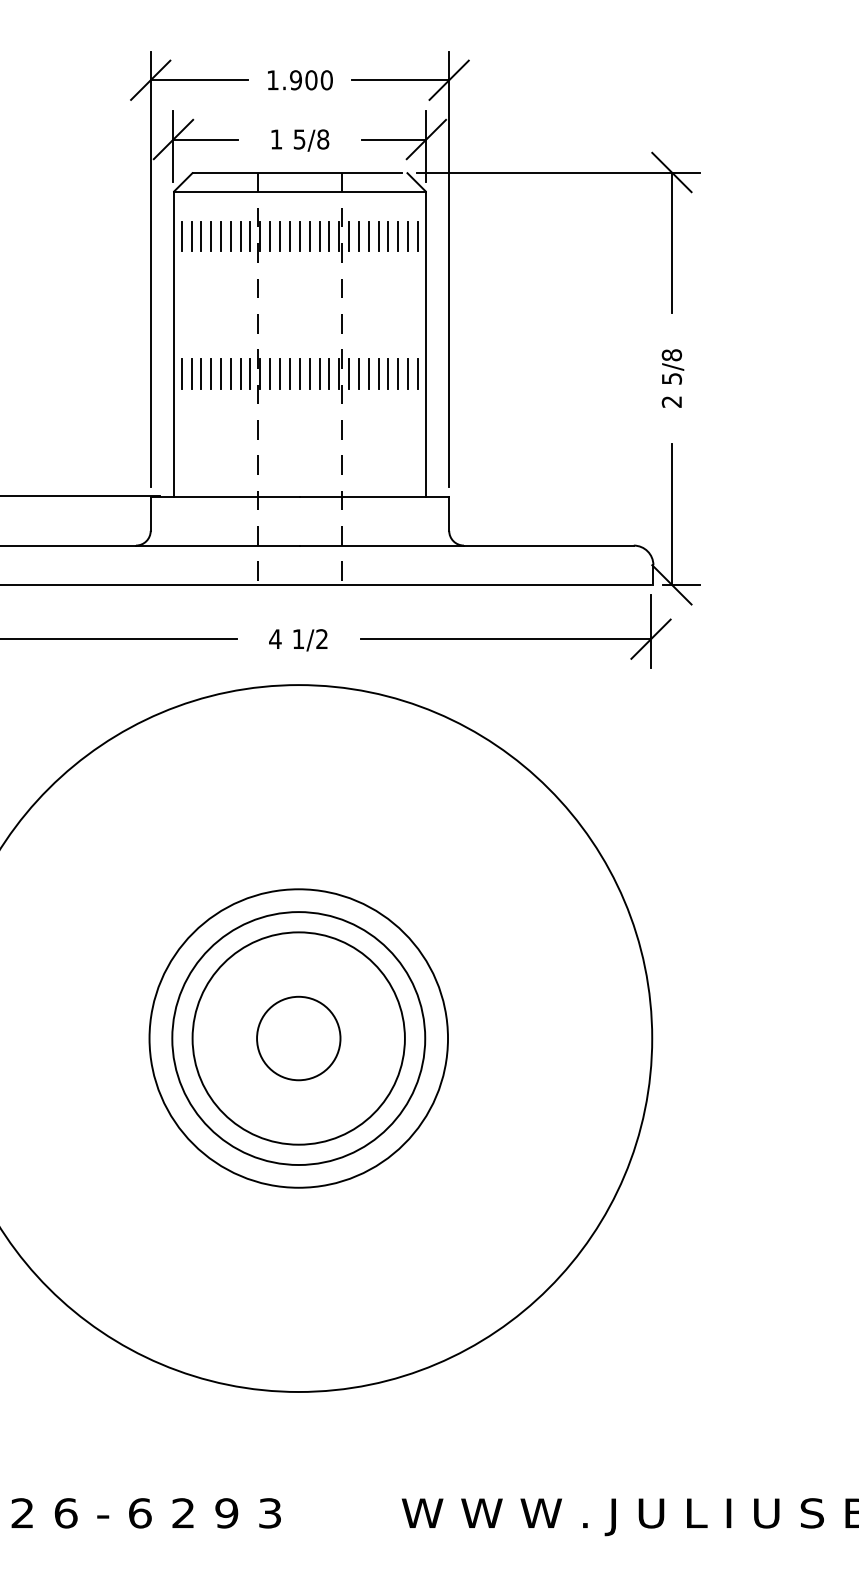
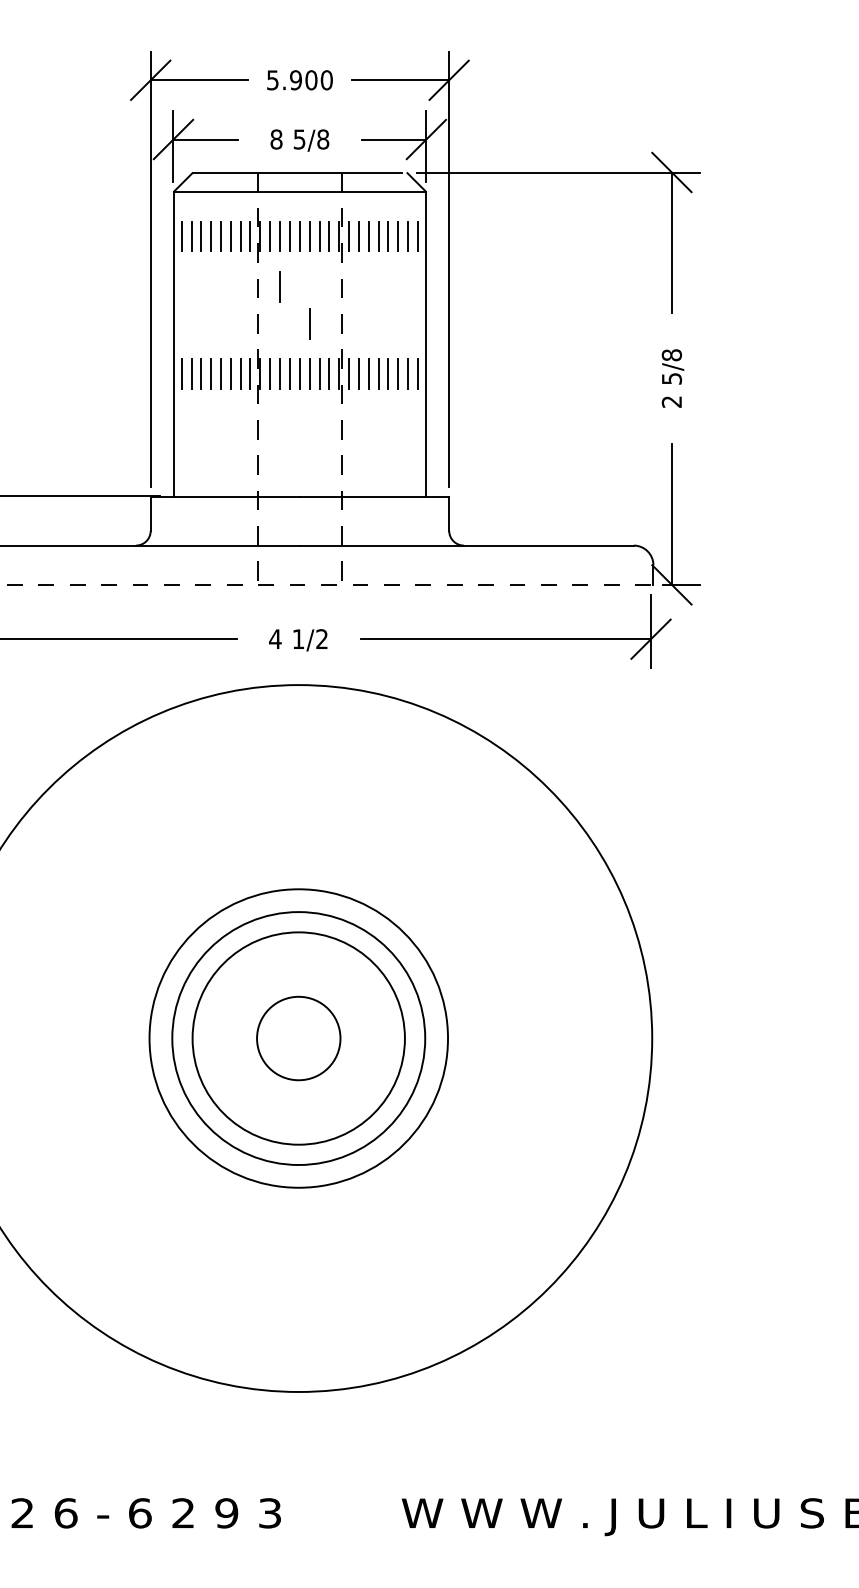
text: 1.900 -> 5.900 (272, 80)
text: 1 -> 8 (276, 139)
line: none -> present (279, 286)
line: none -> present (309, 323)
line: solid -> dashed (325, 584)
